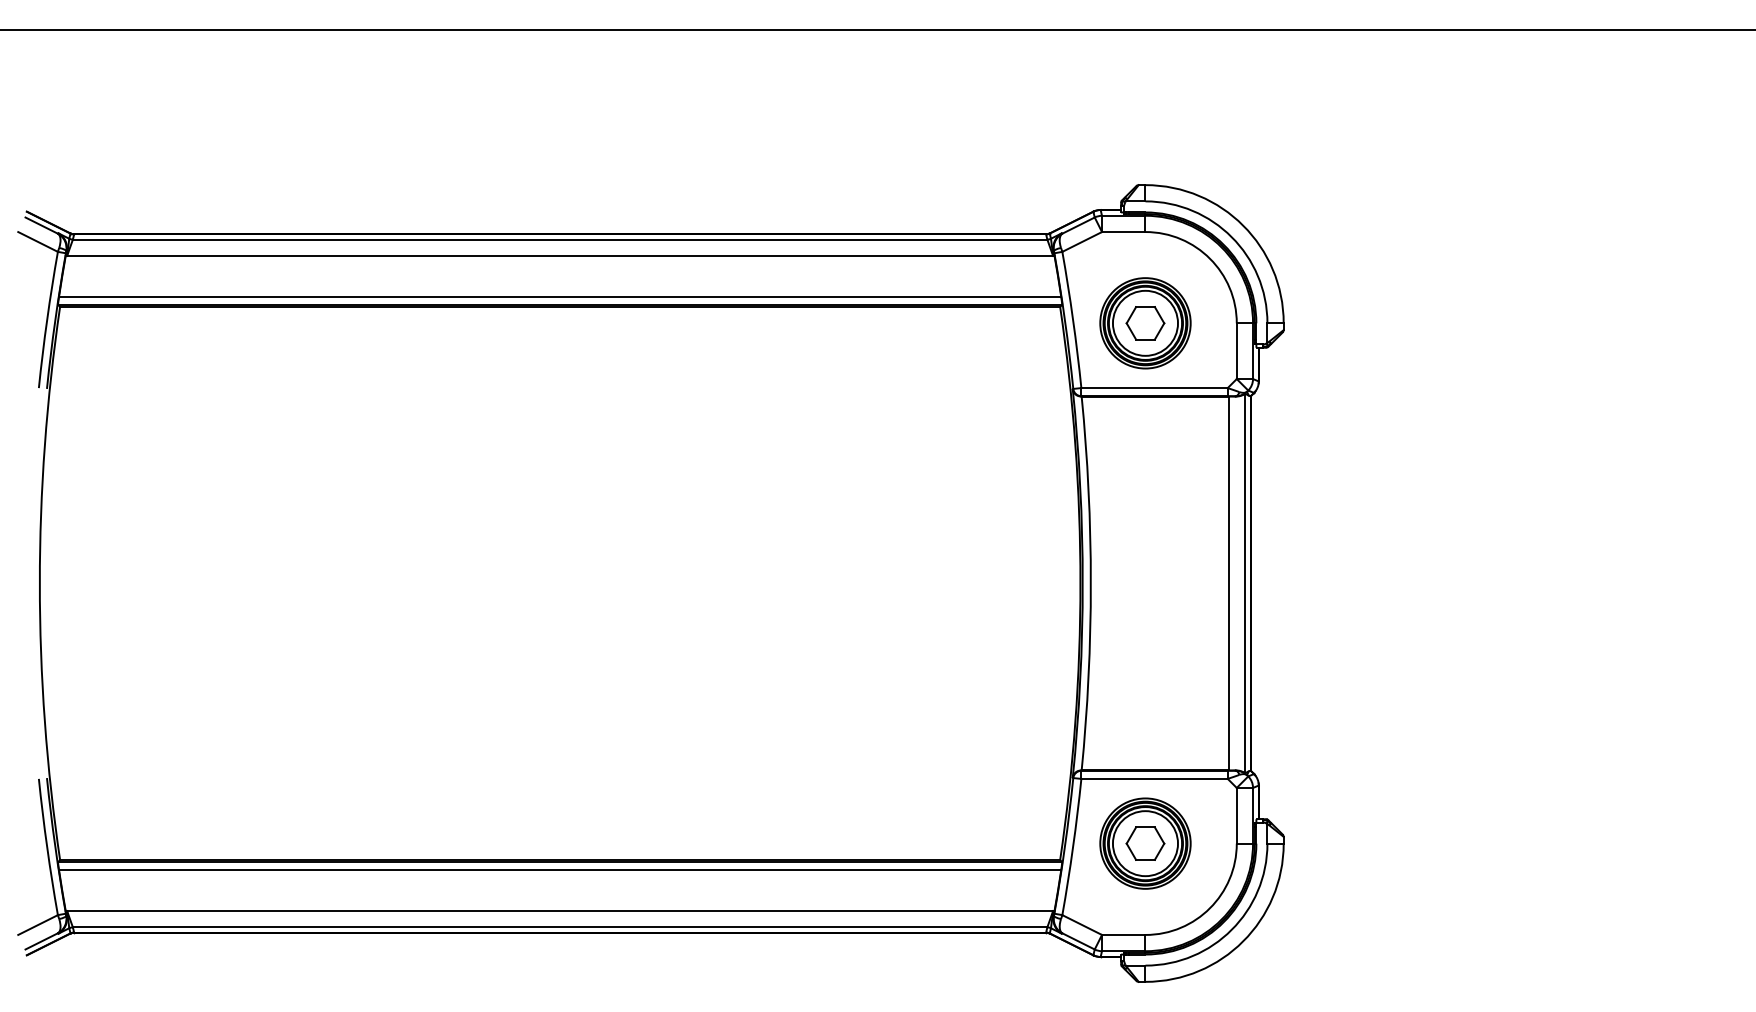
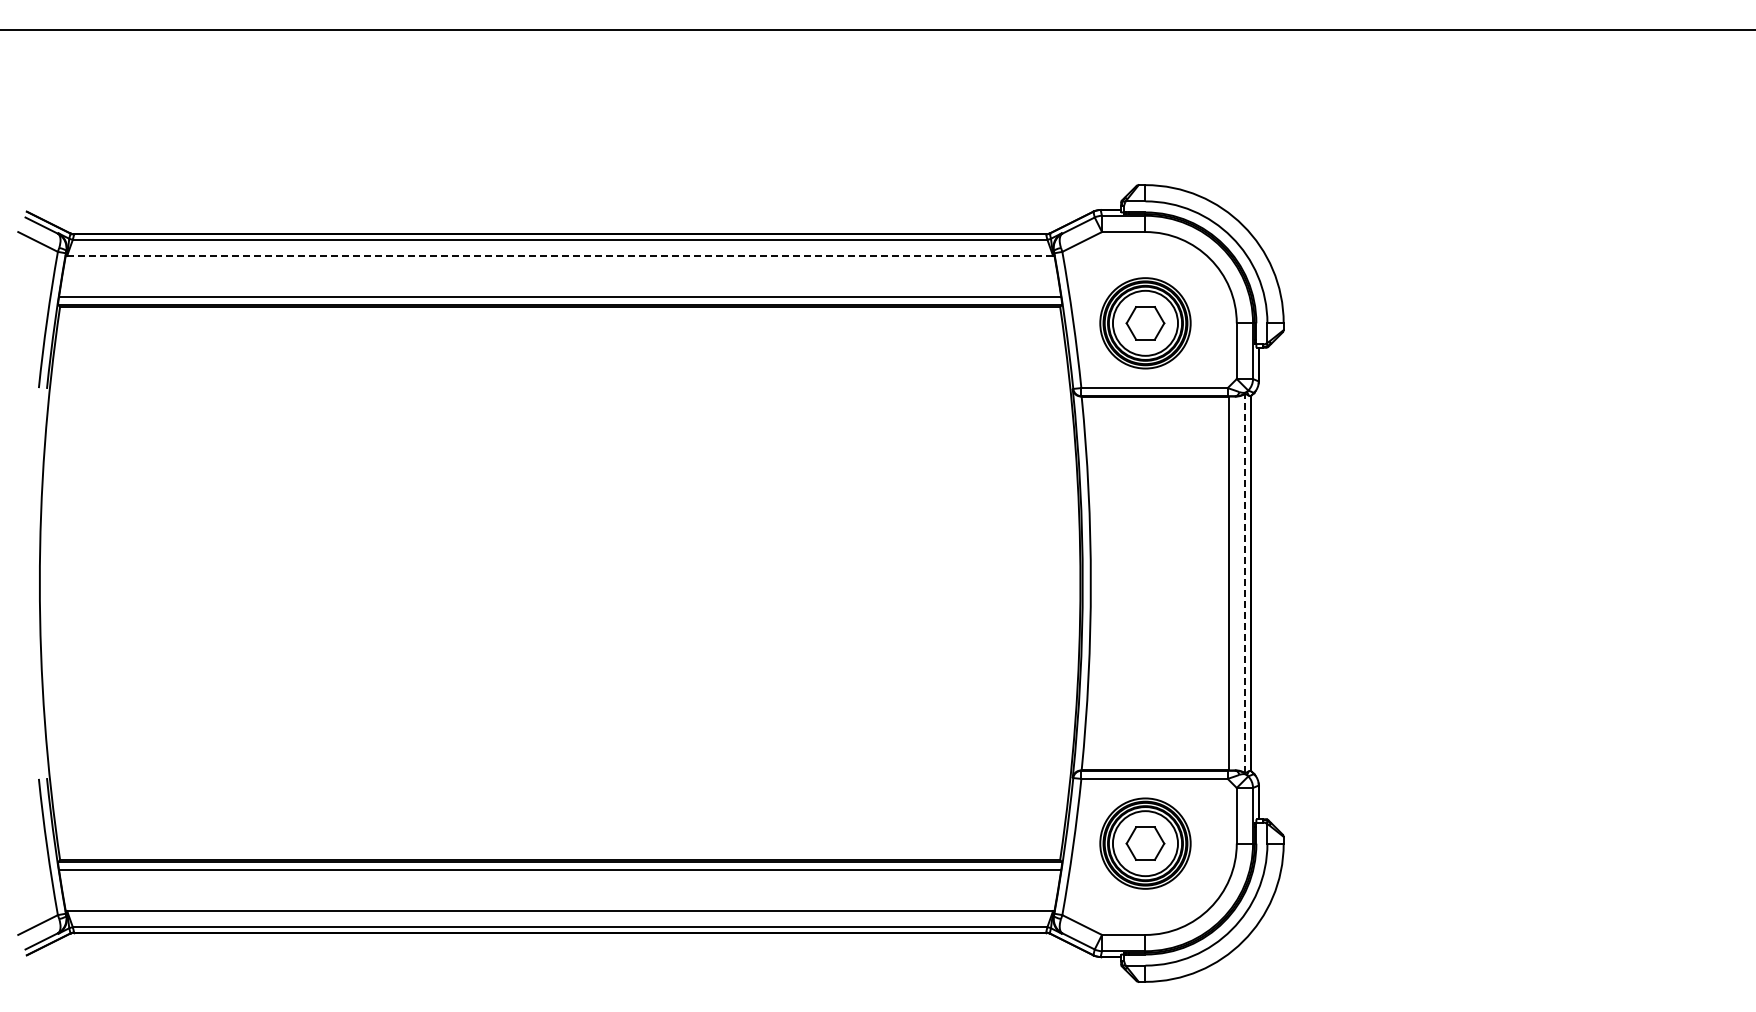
line: solid -> dashed (560, 255)
line: solid -> dashed (1245, 583)
